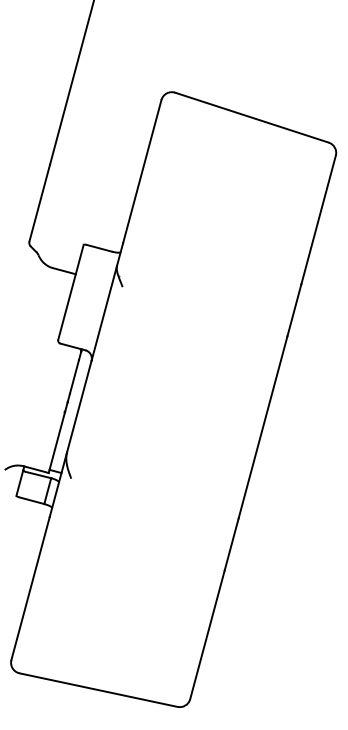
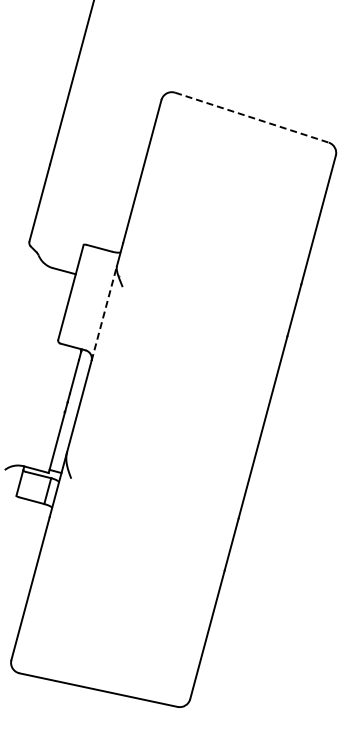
line: solid -> dashed (251, 117)
line: solid -> dashed (104, 313)
